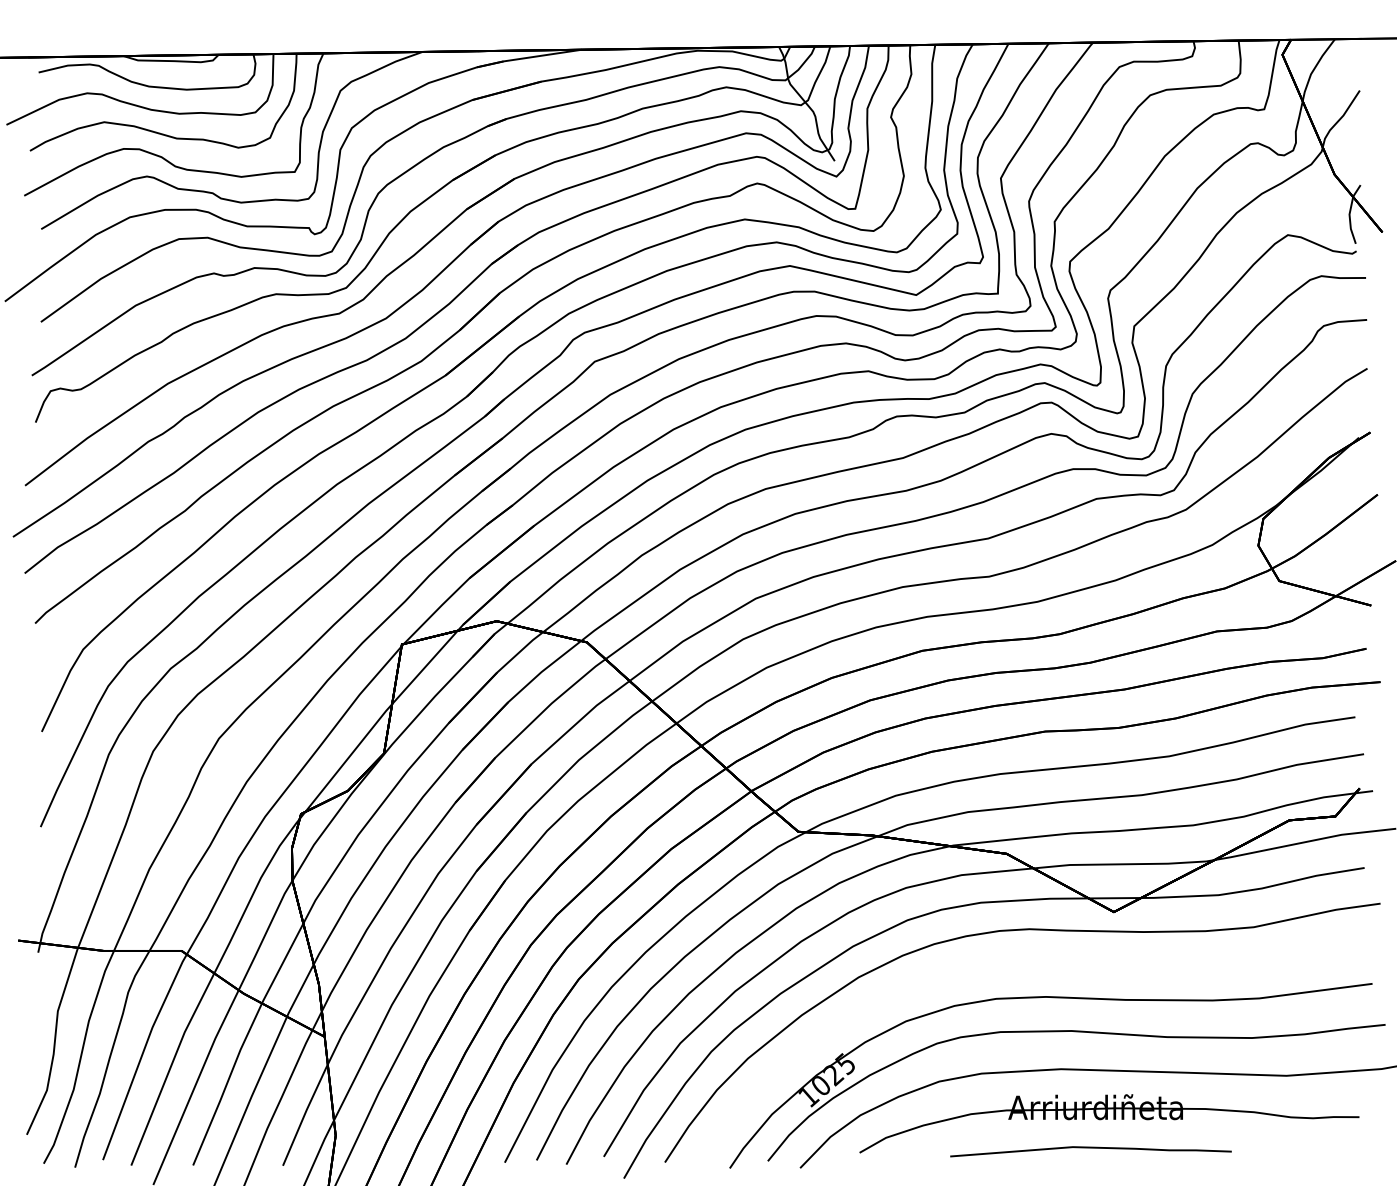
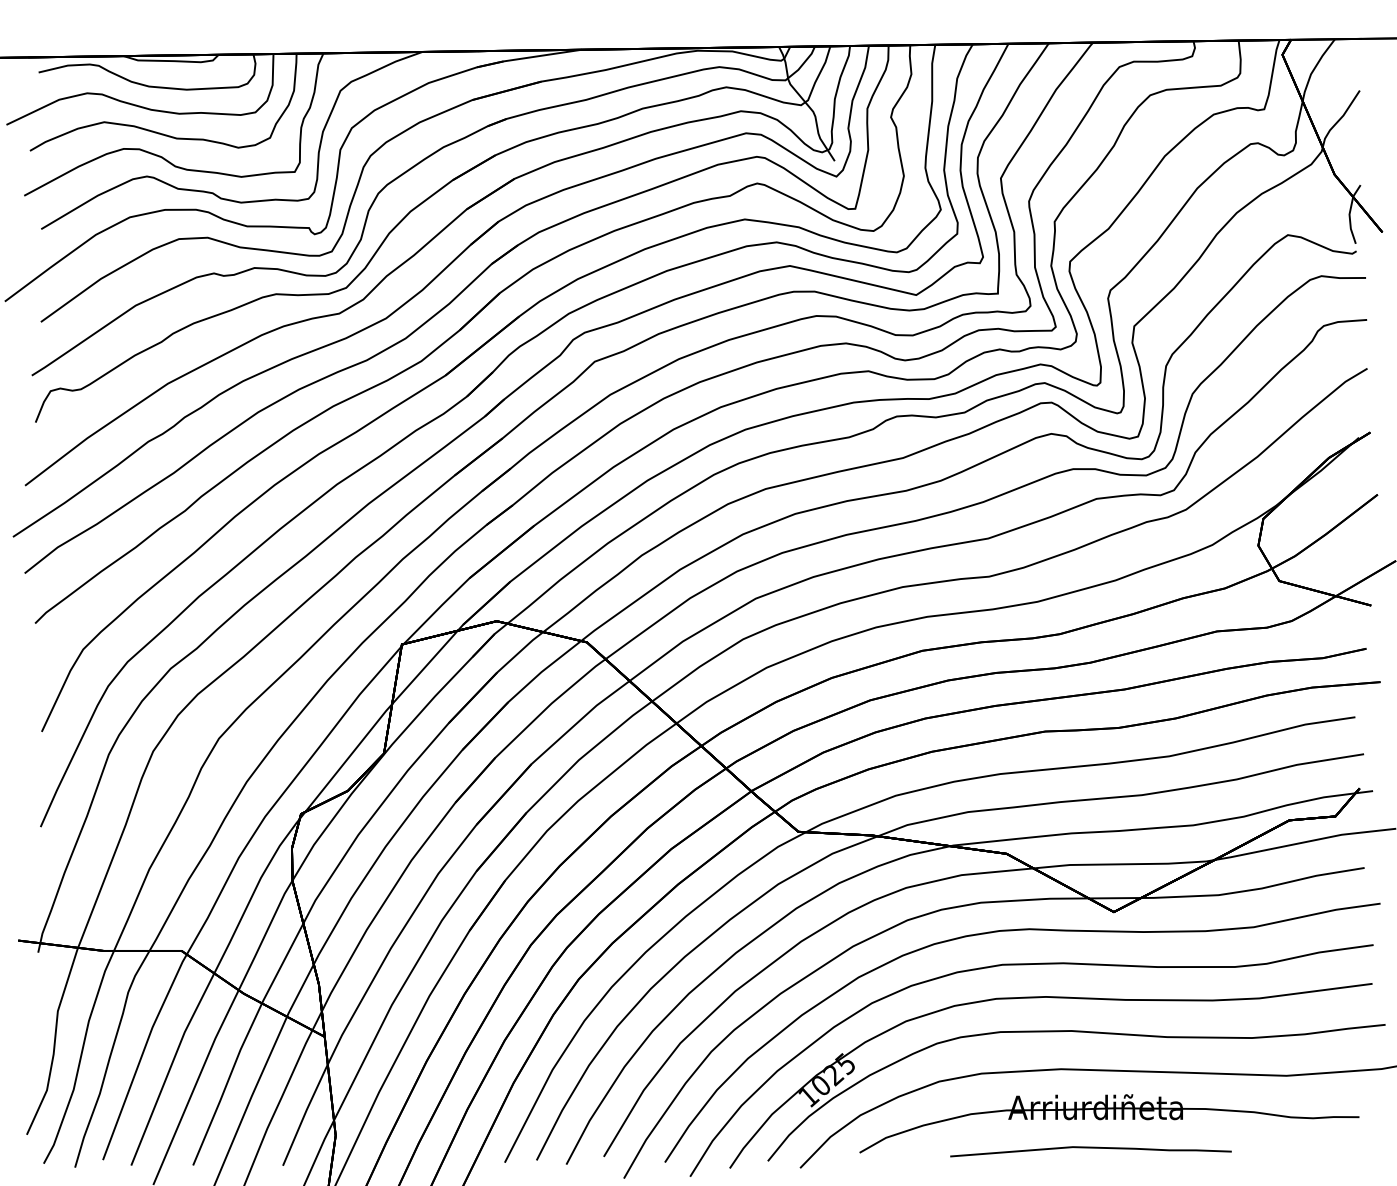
curve: none -> present (1027, 965)
